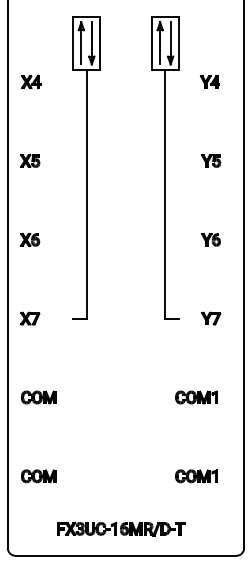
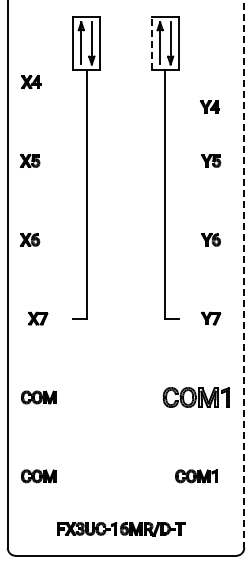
line: solid -> dashed (152, 42)
part position: (209, 81) -> (209, 106) (209, 106)
line: solid -> dashed (244, 274)
part position: (30, 318) -> (38, 318) (38, 318)
part size: 43x15 px -> 68x21 px (195, 397)
